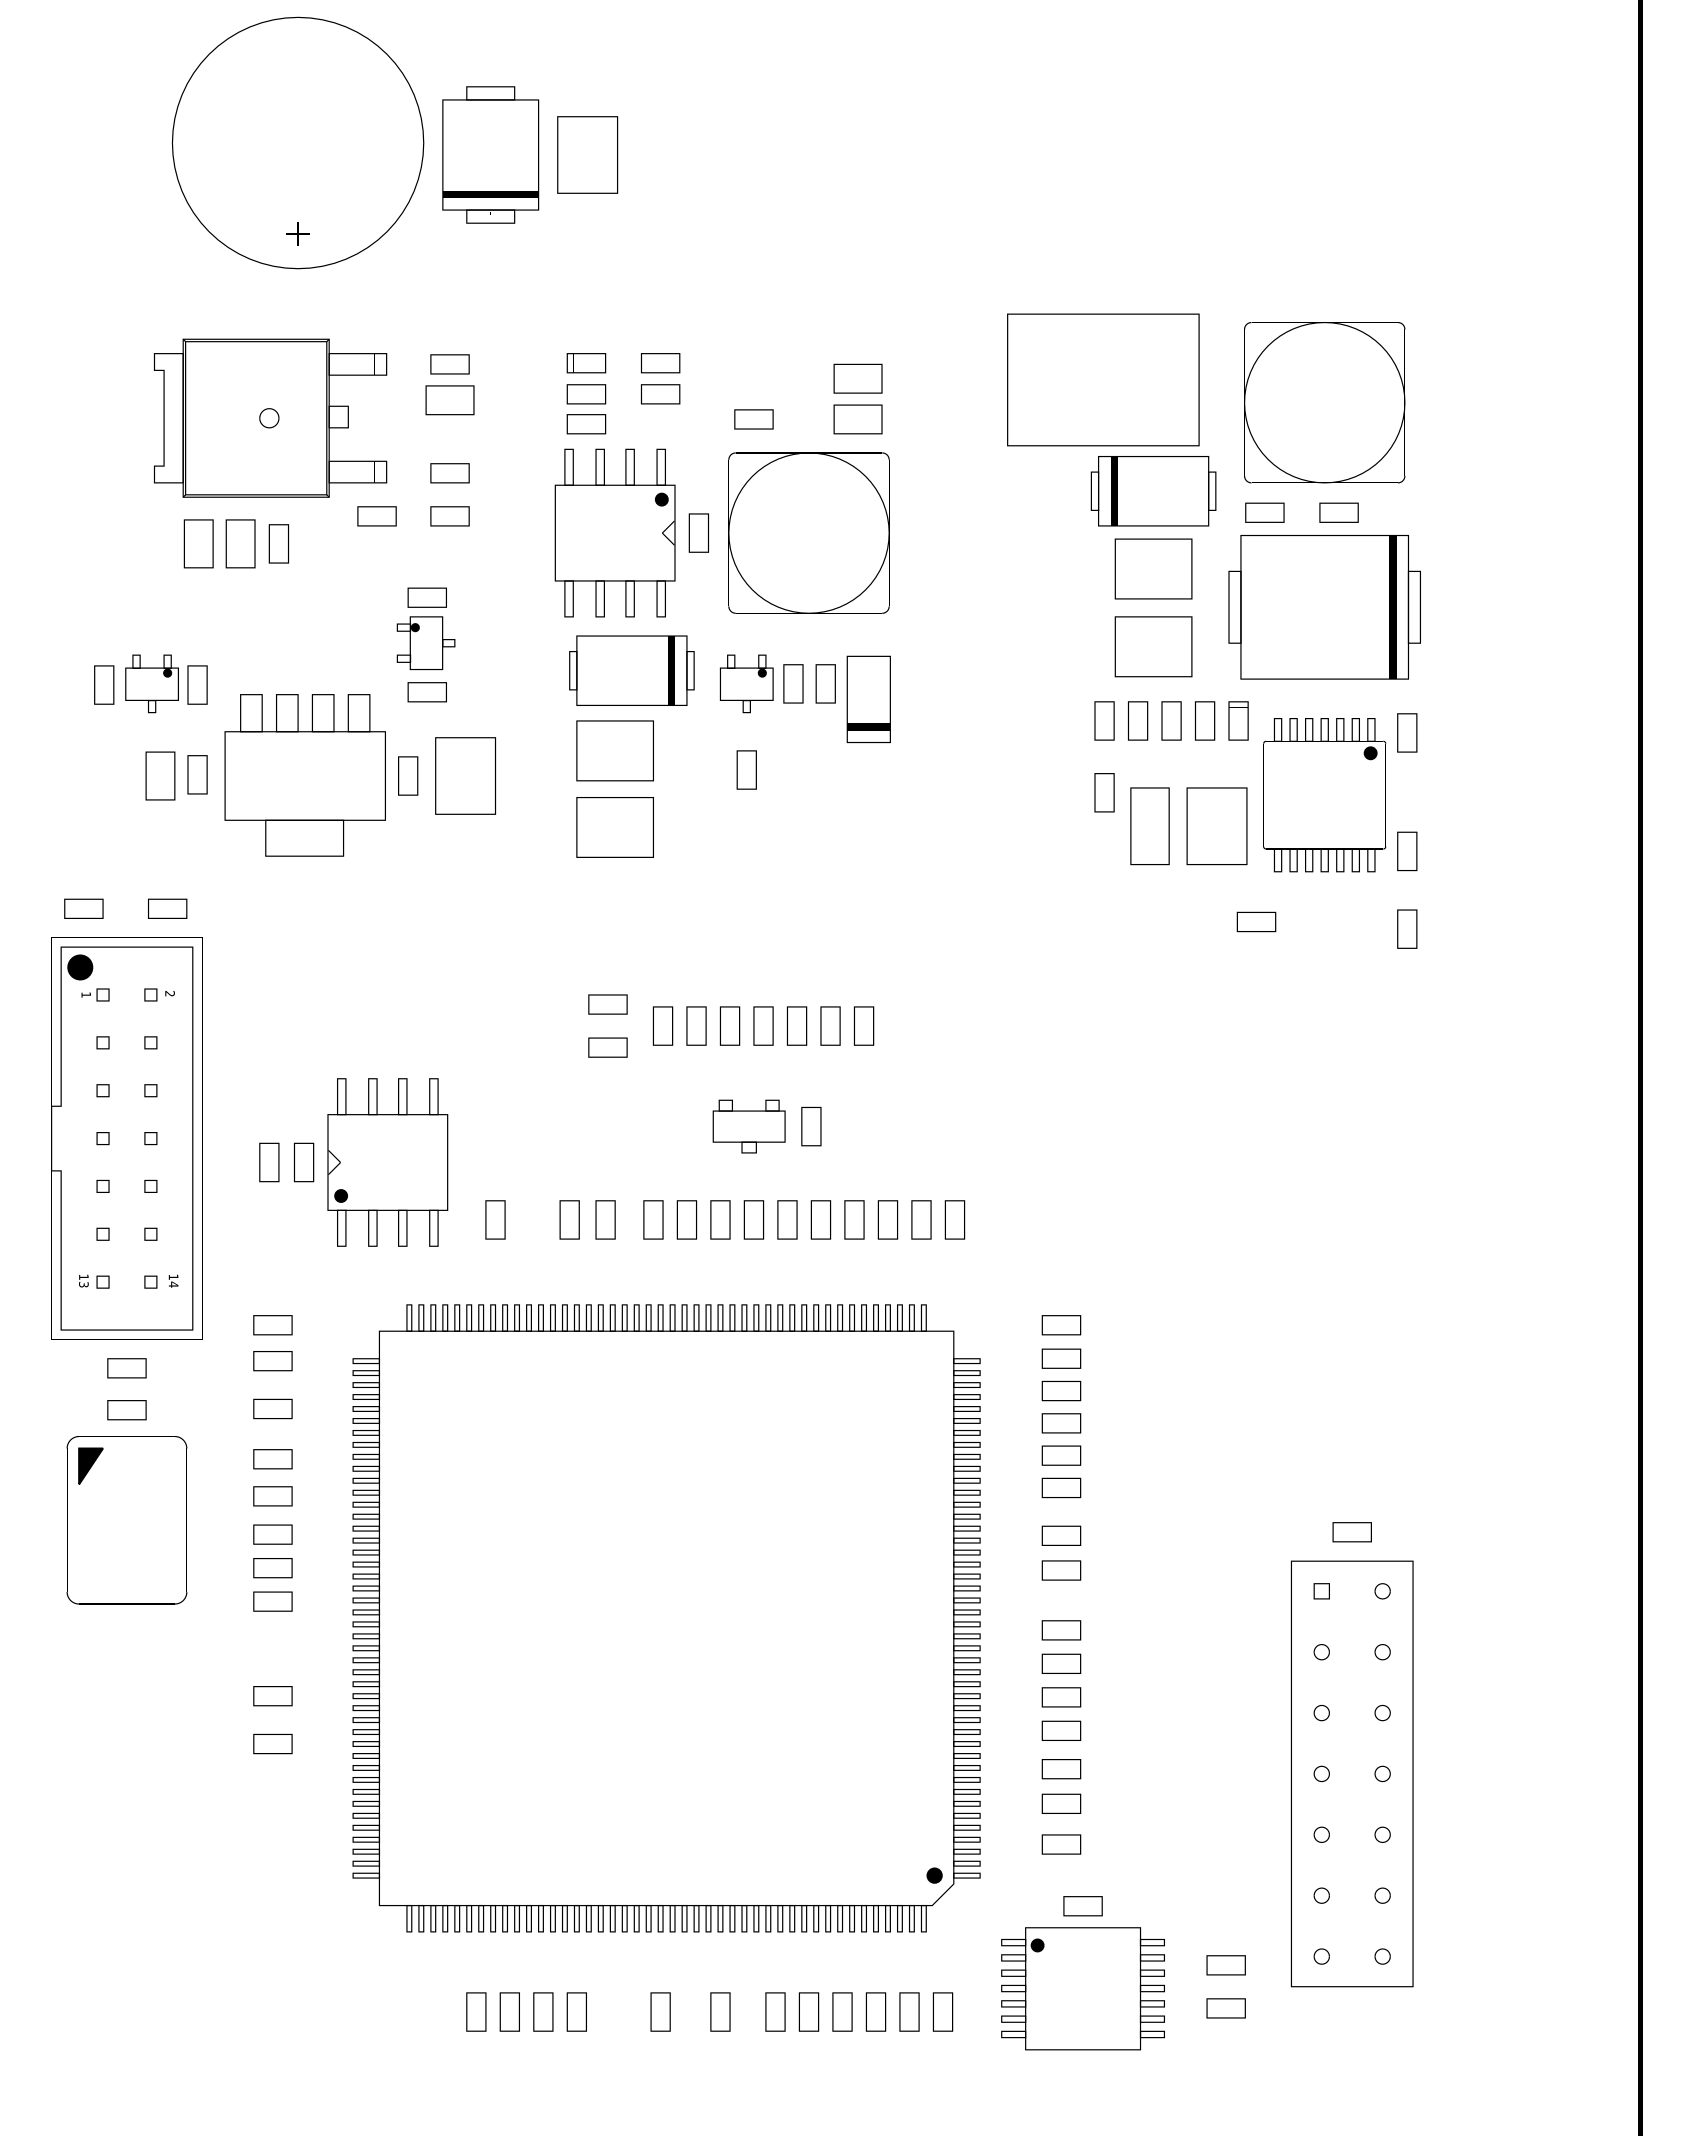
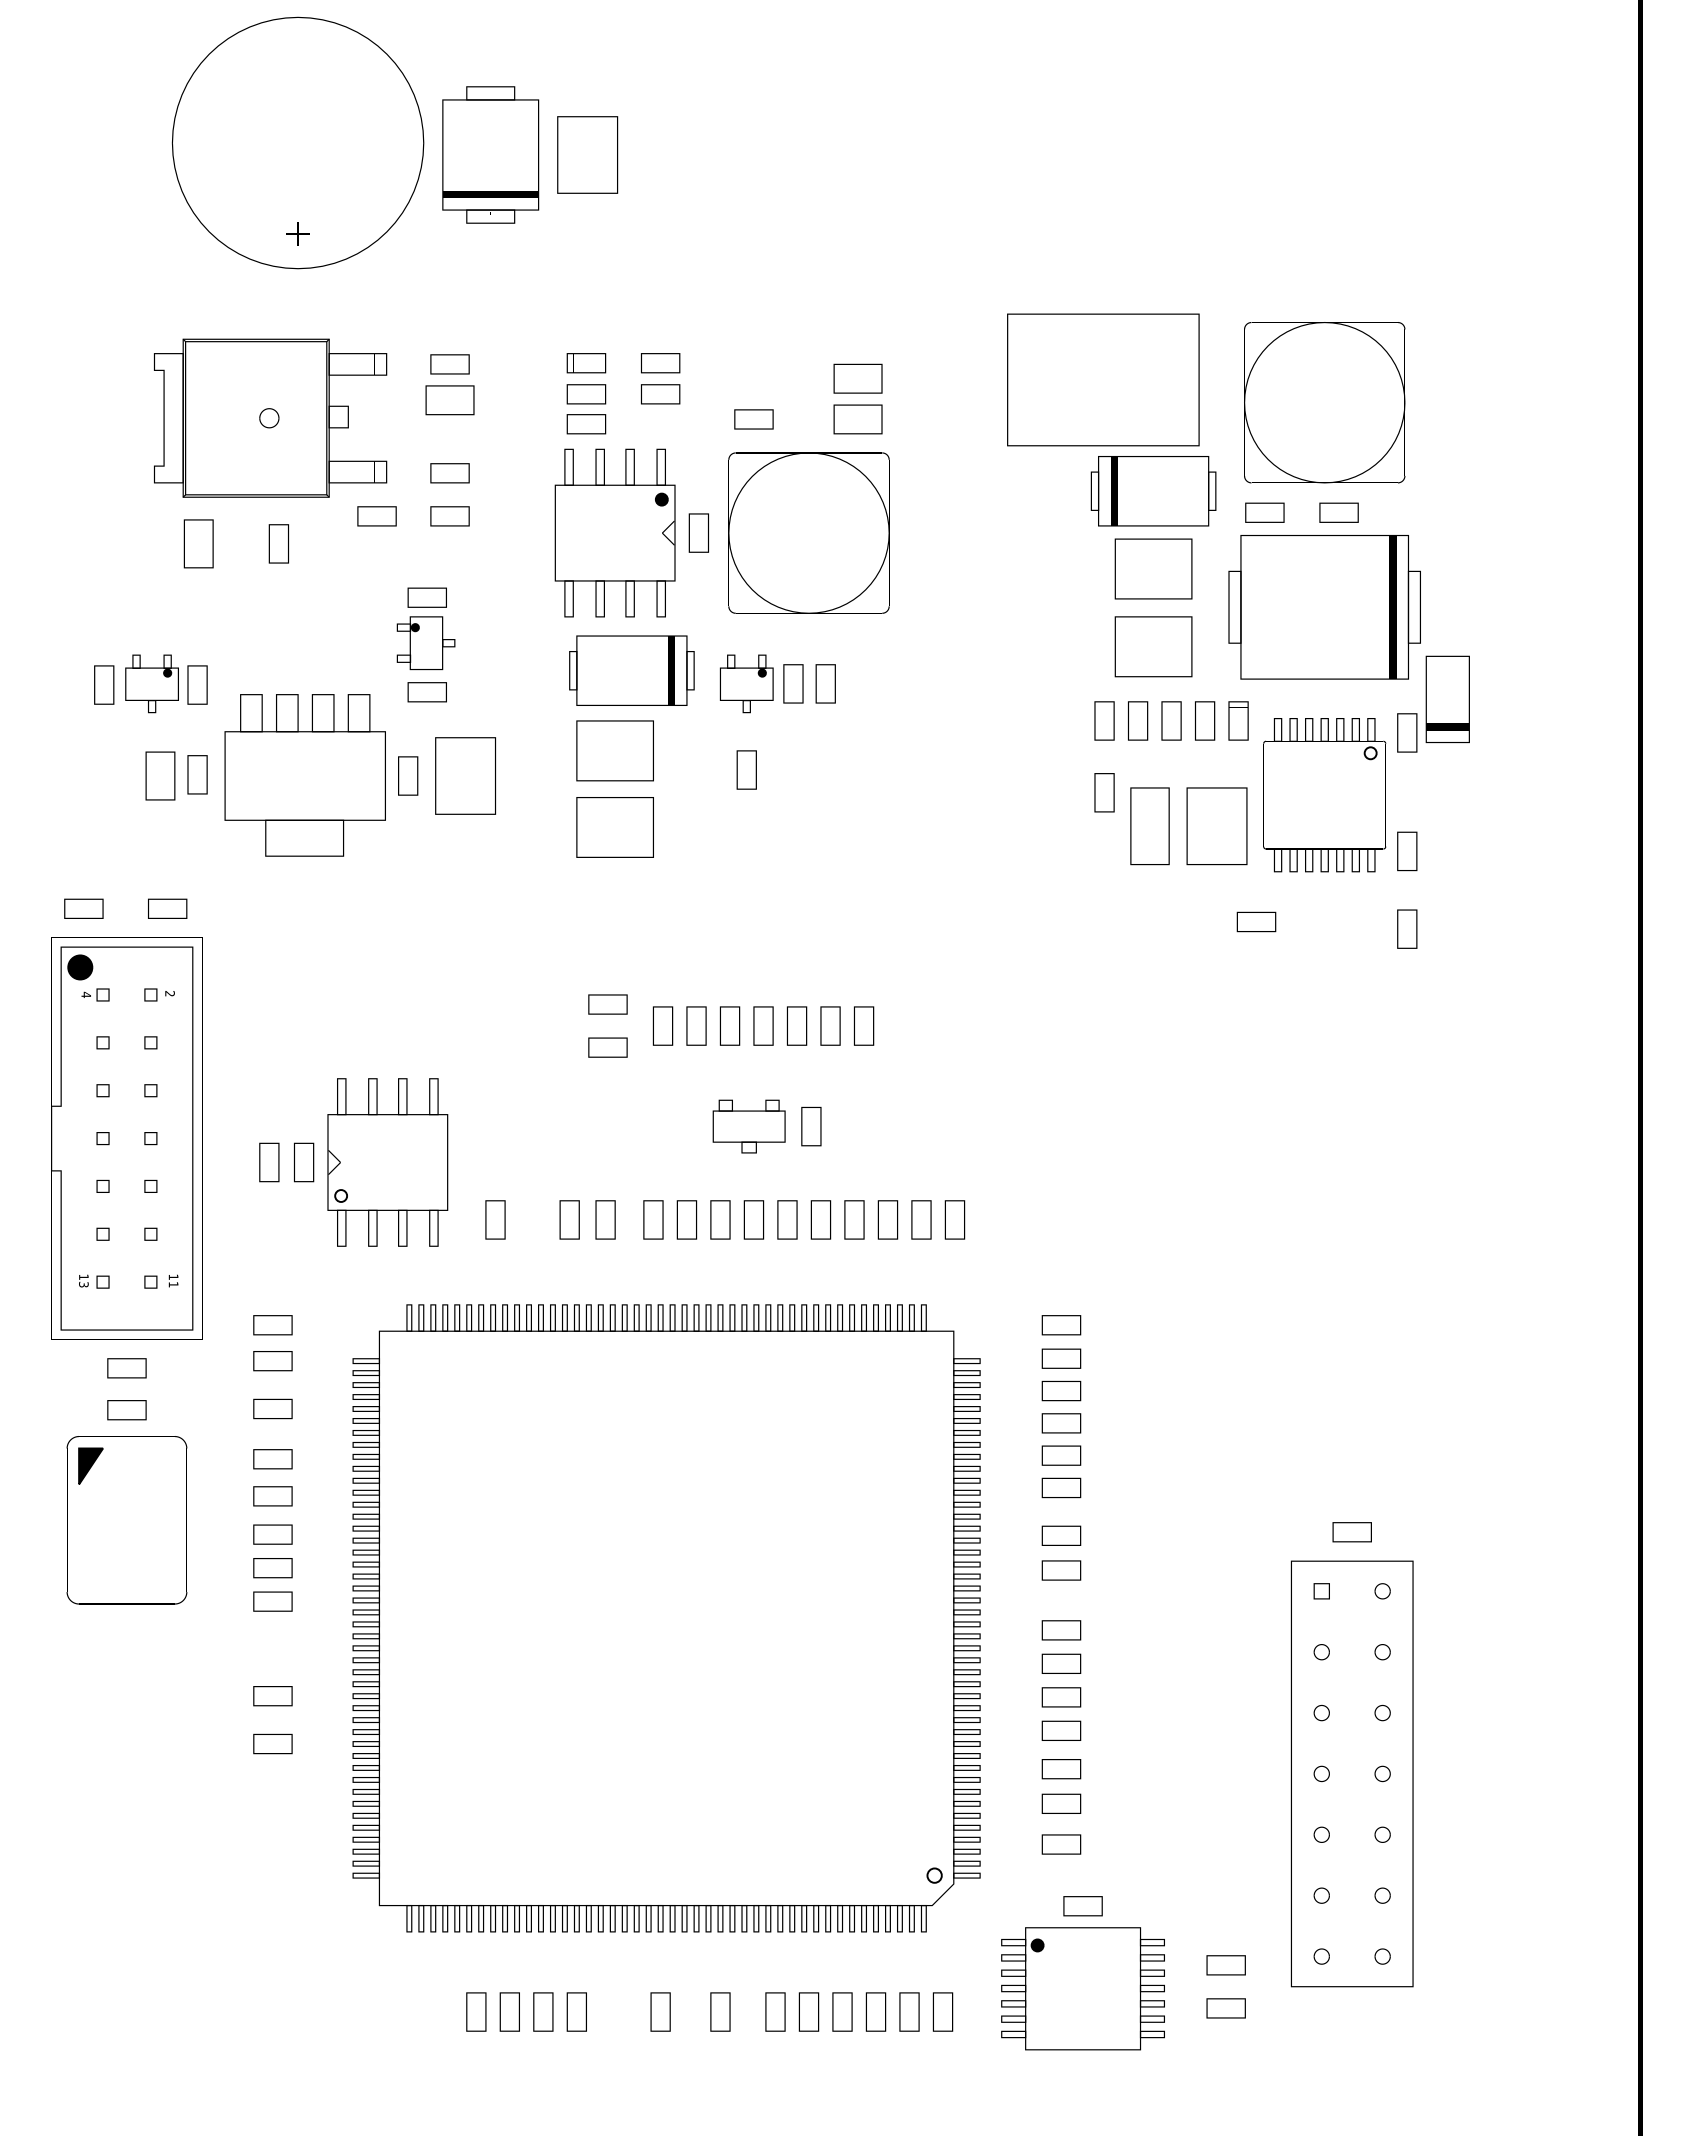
part: present -> none (240, 543)
part position: (868, 698) -> (1447, 698) (1447, 698)
fill: present -> none (1370, 753)
text: 1 -> 4 (85, 994)
fill: present -> none (341, 1195)
text: 14 -> 11 (173, 1284)
fill: present -> none (934, 1875)
